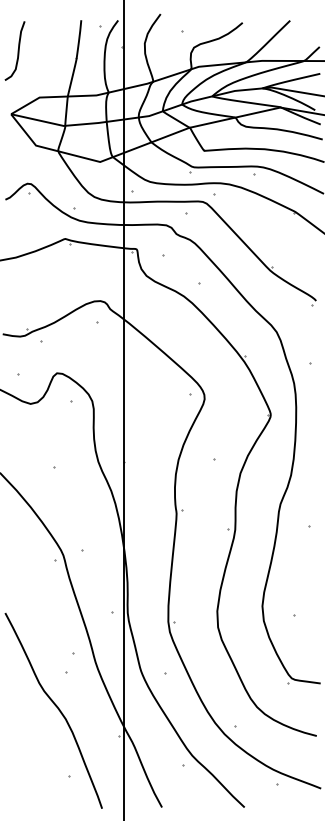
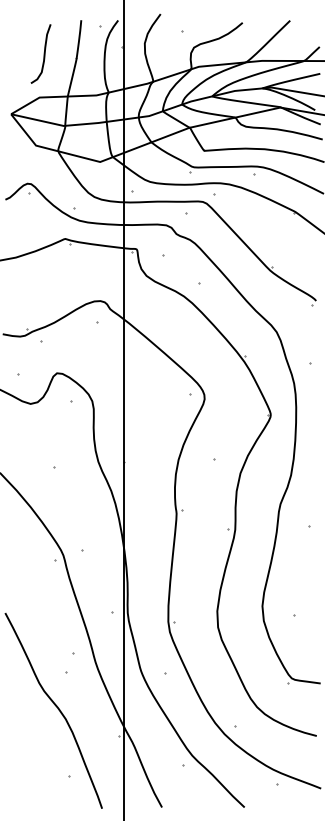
curve position: (17, 50) -> (43, 53) (43, 53)
